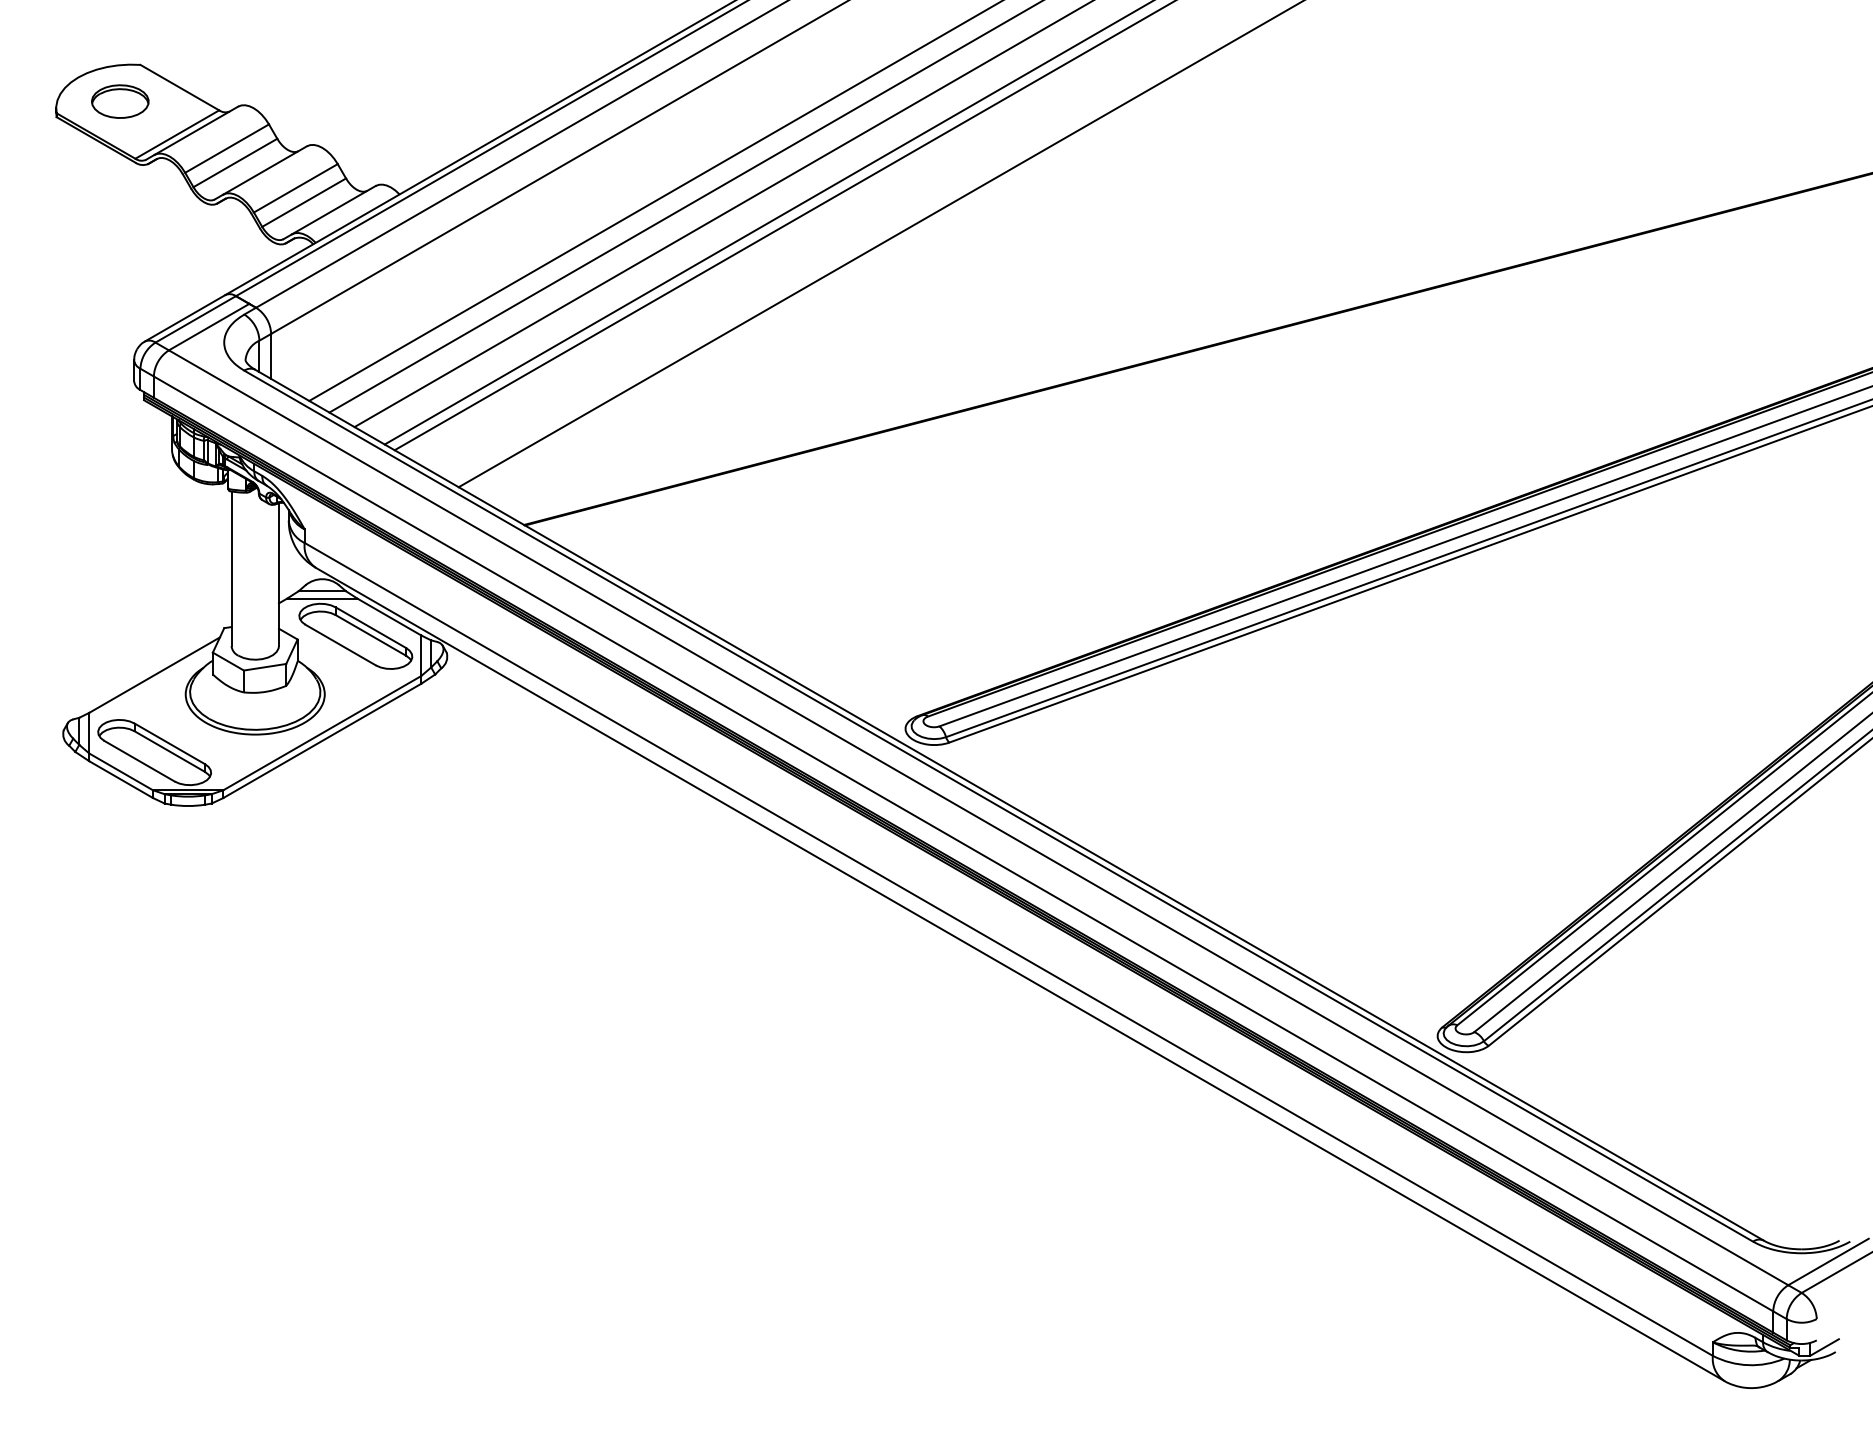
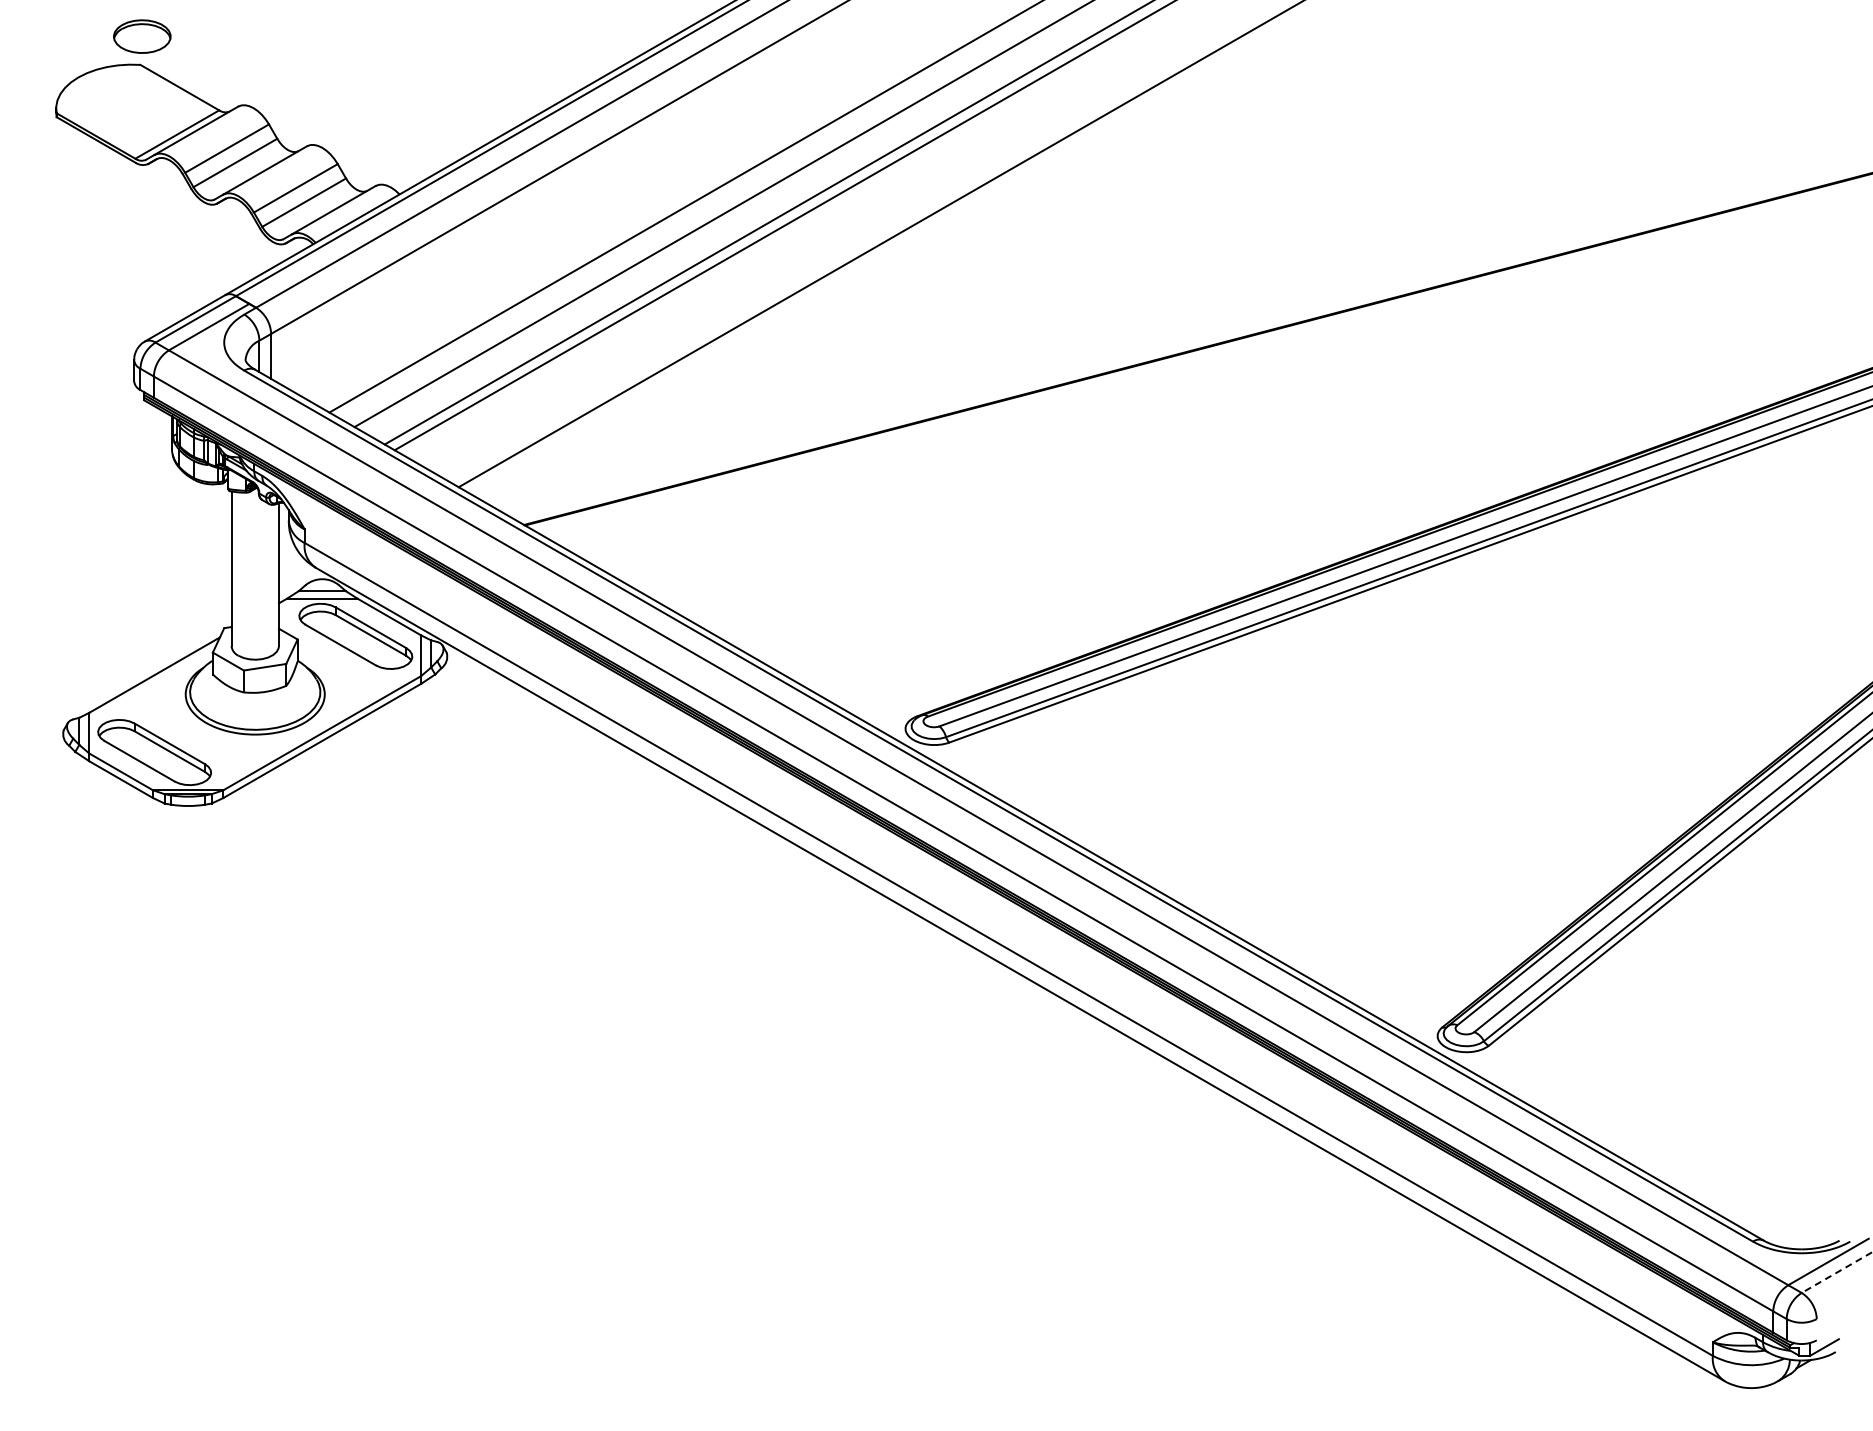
part position: (120, 101) -> (142, 36) (142, 36)
line: present -> none (654, 201)
line: solid -> dashed (1837, 1272)
